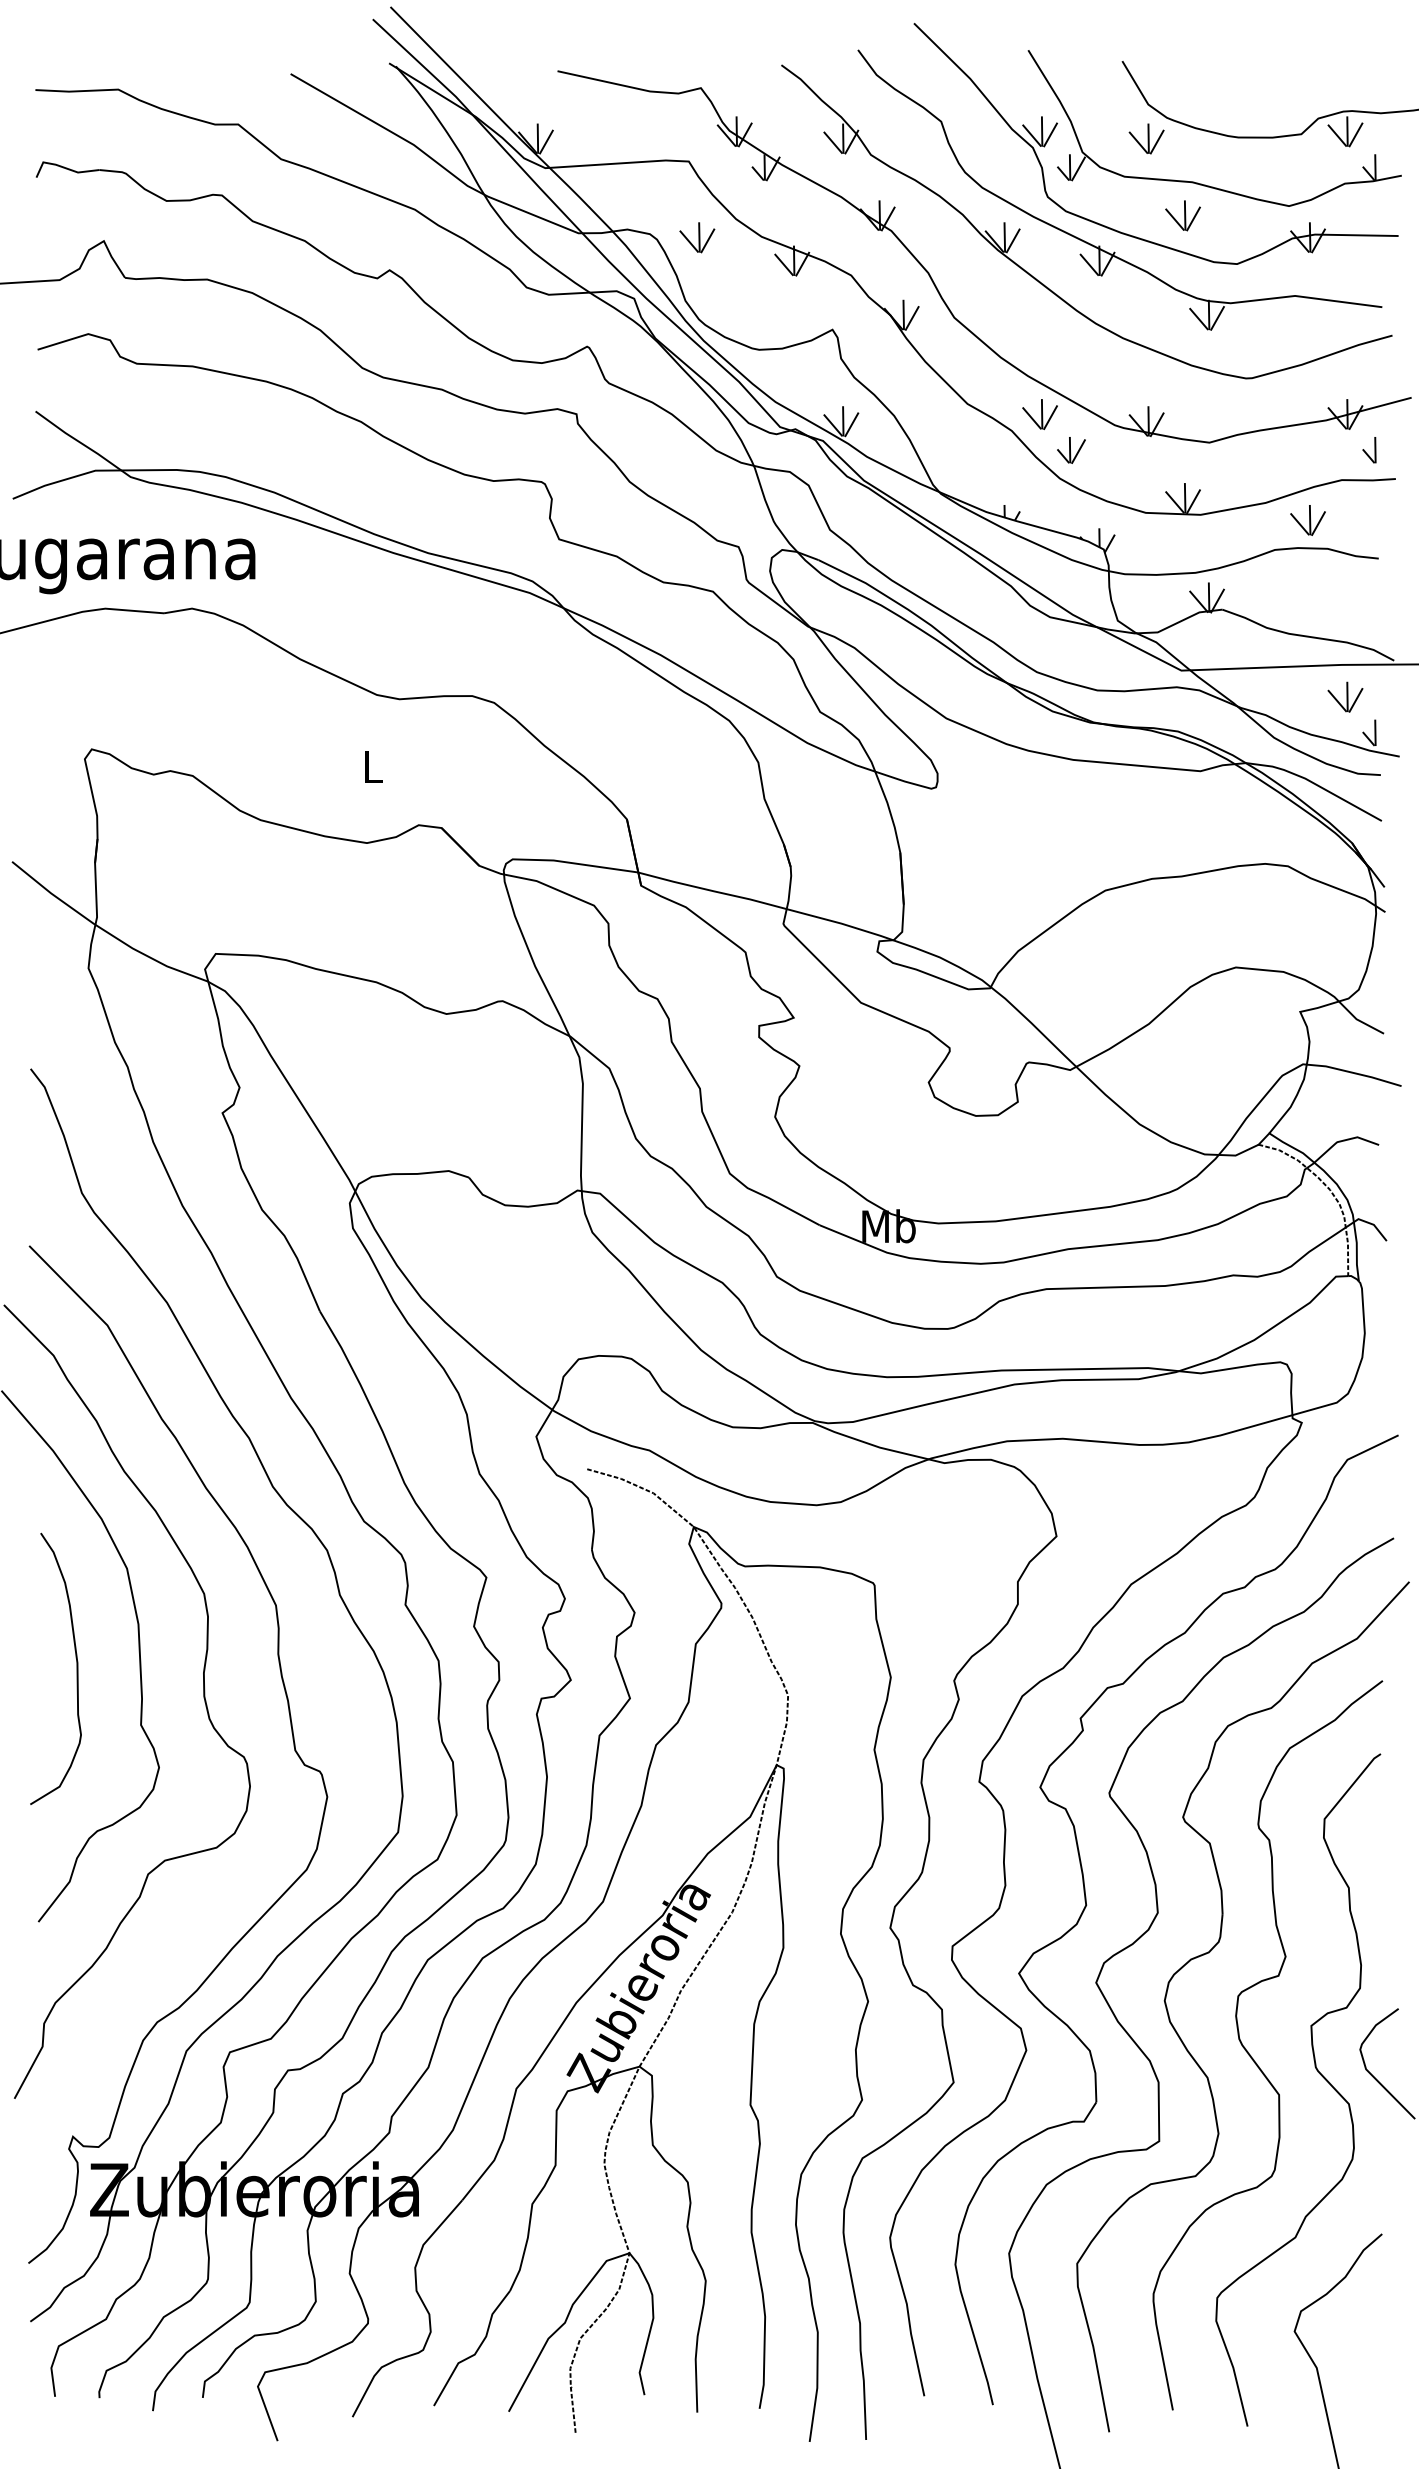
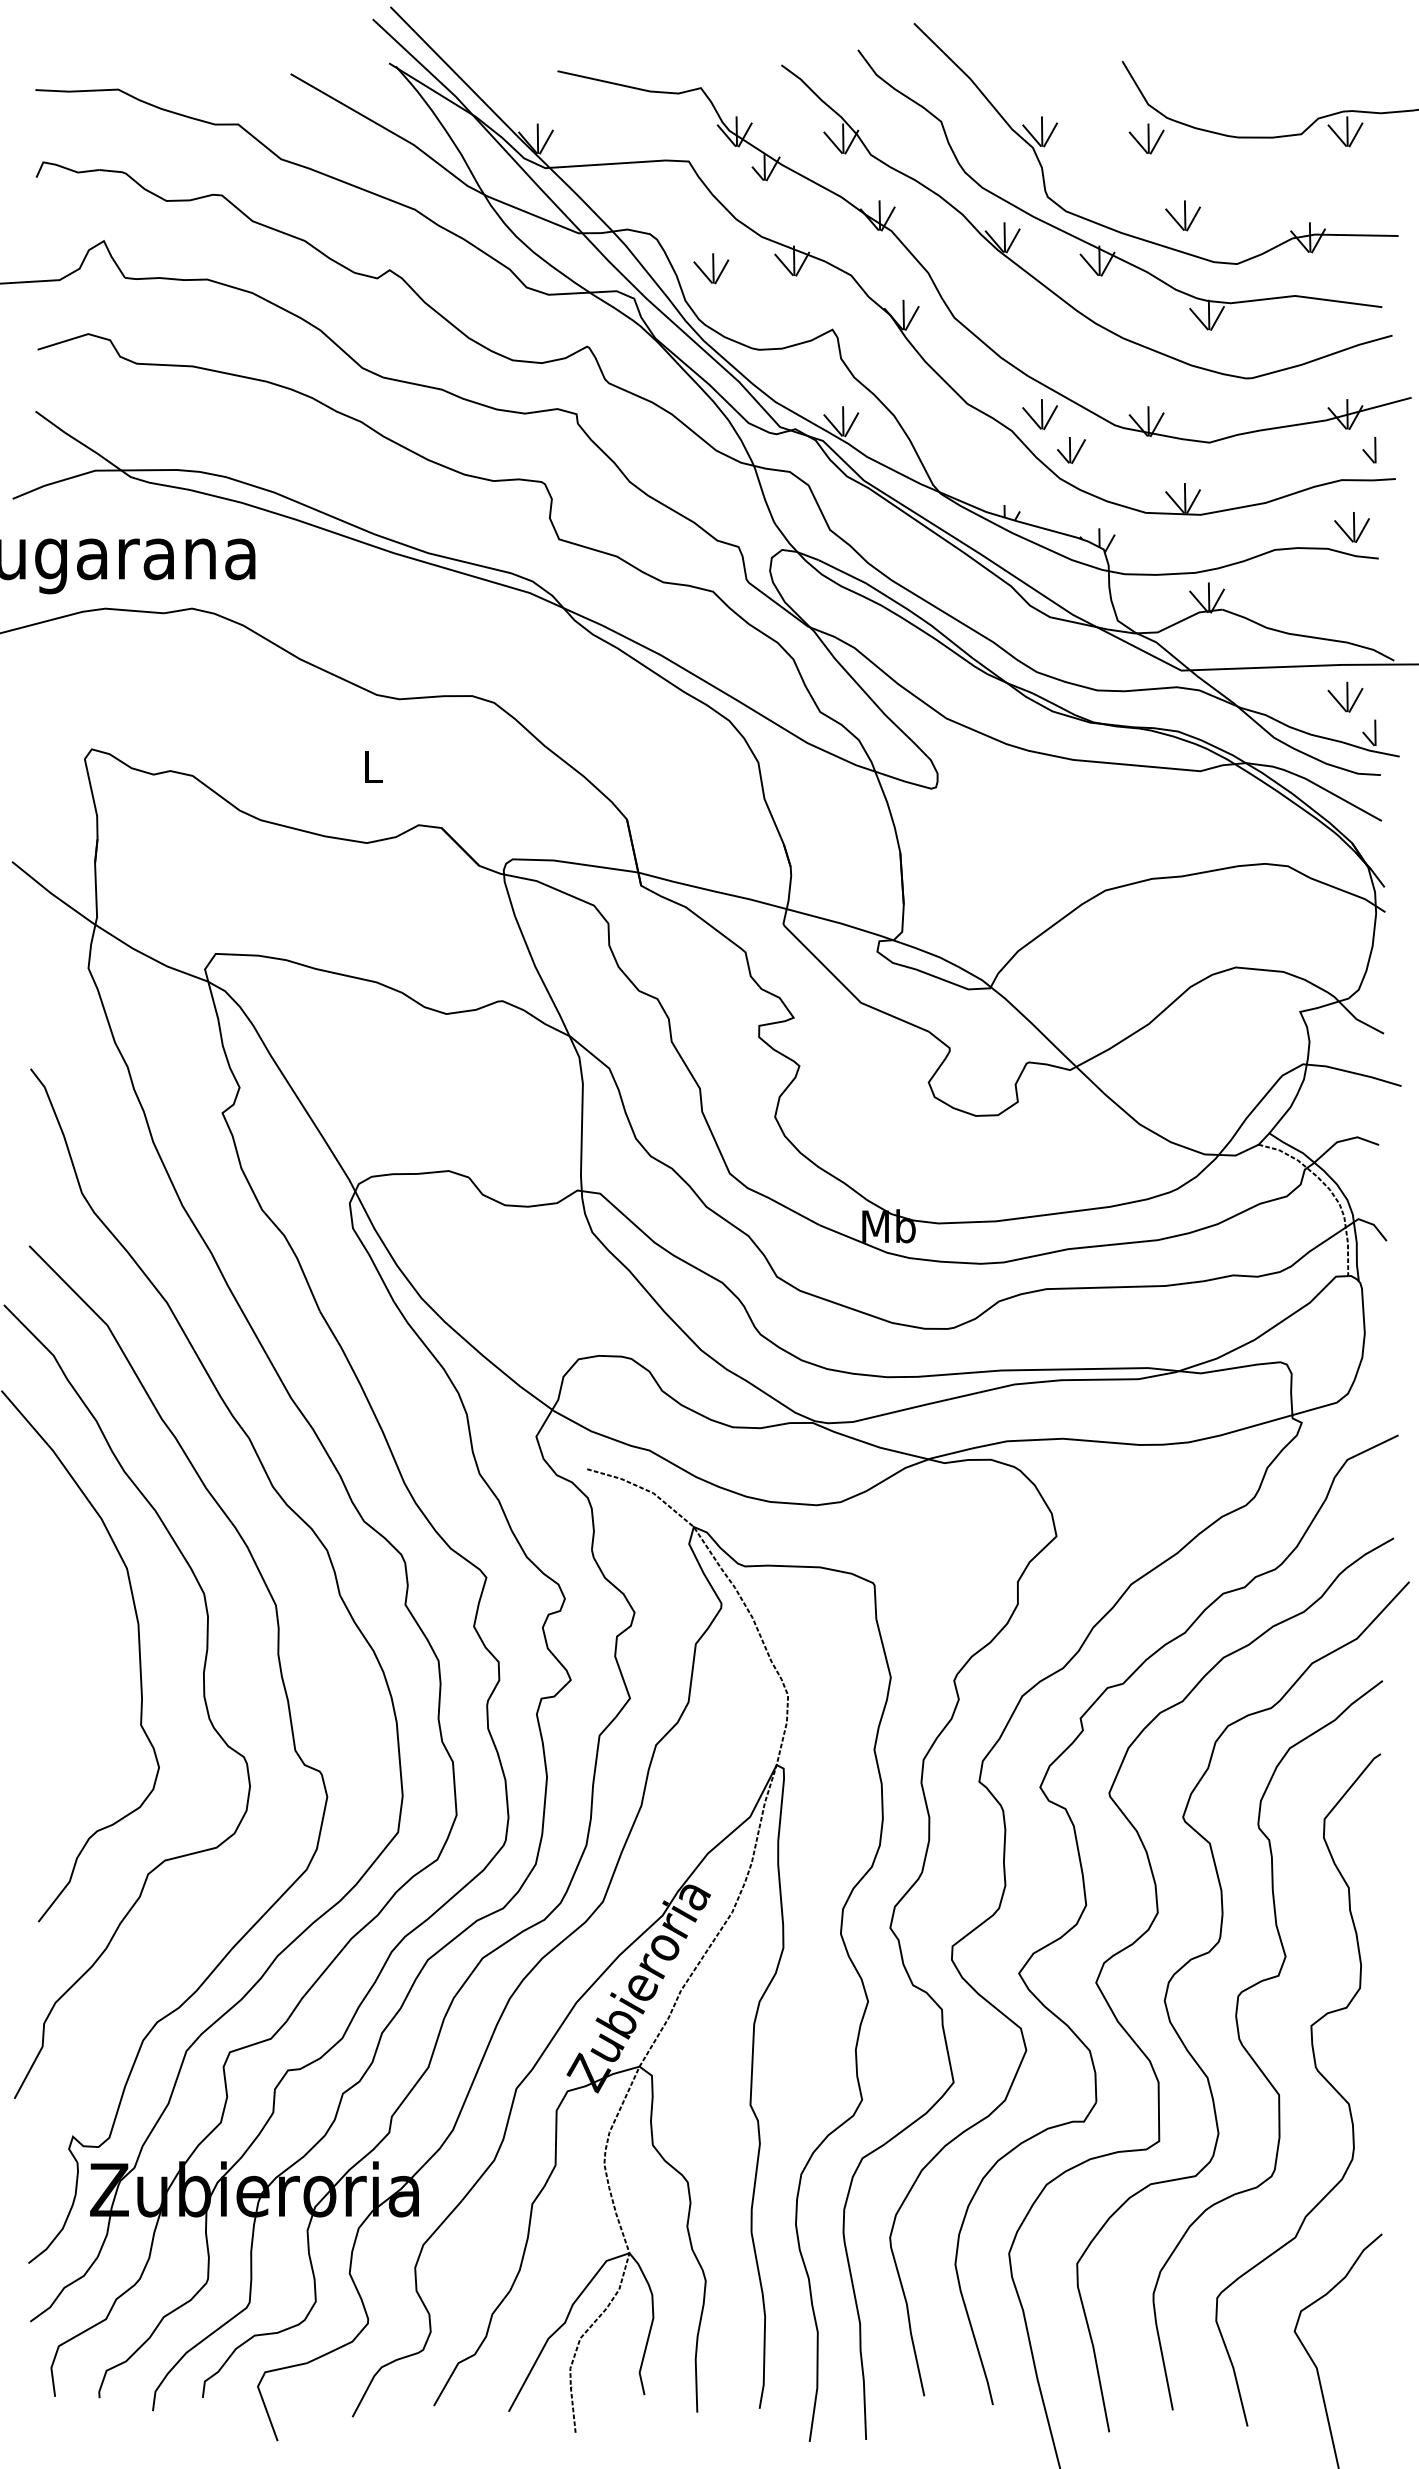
part: present -> none (1201, 183)
part position: (697, 237) -> (711, 268) (711, 268)
part position: (1307, 520) -> (1351, 527) (1351, 527)
curve: present -> none (76, 1668)
curve: present -> none (1374, 2076)
